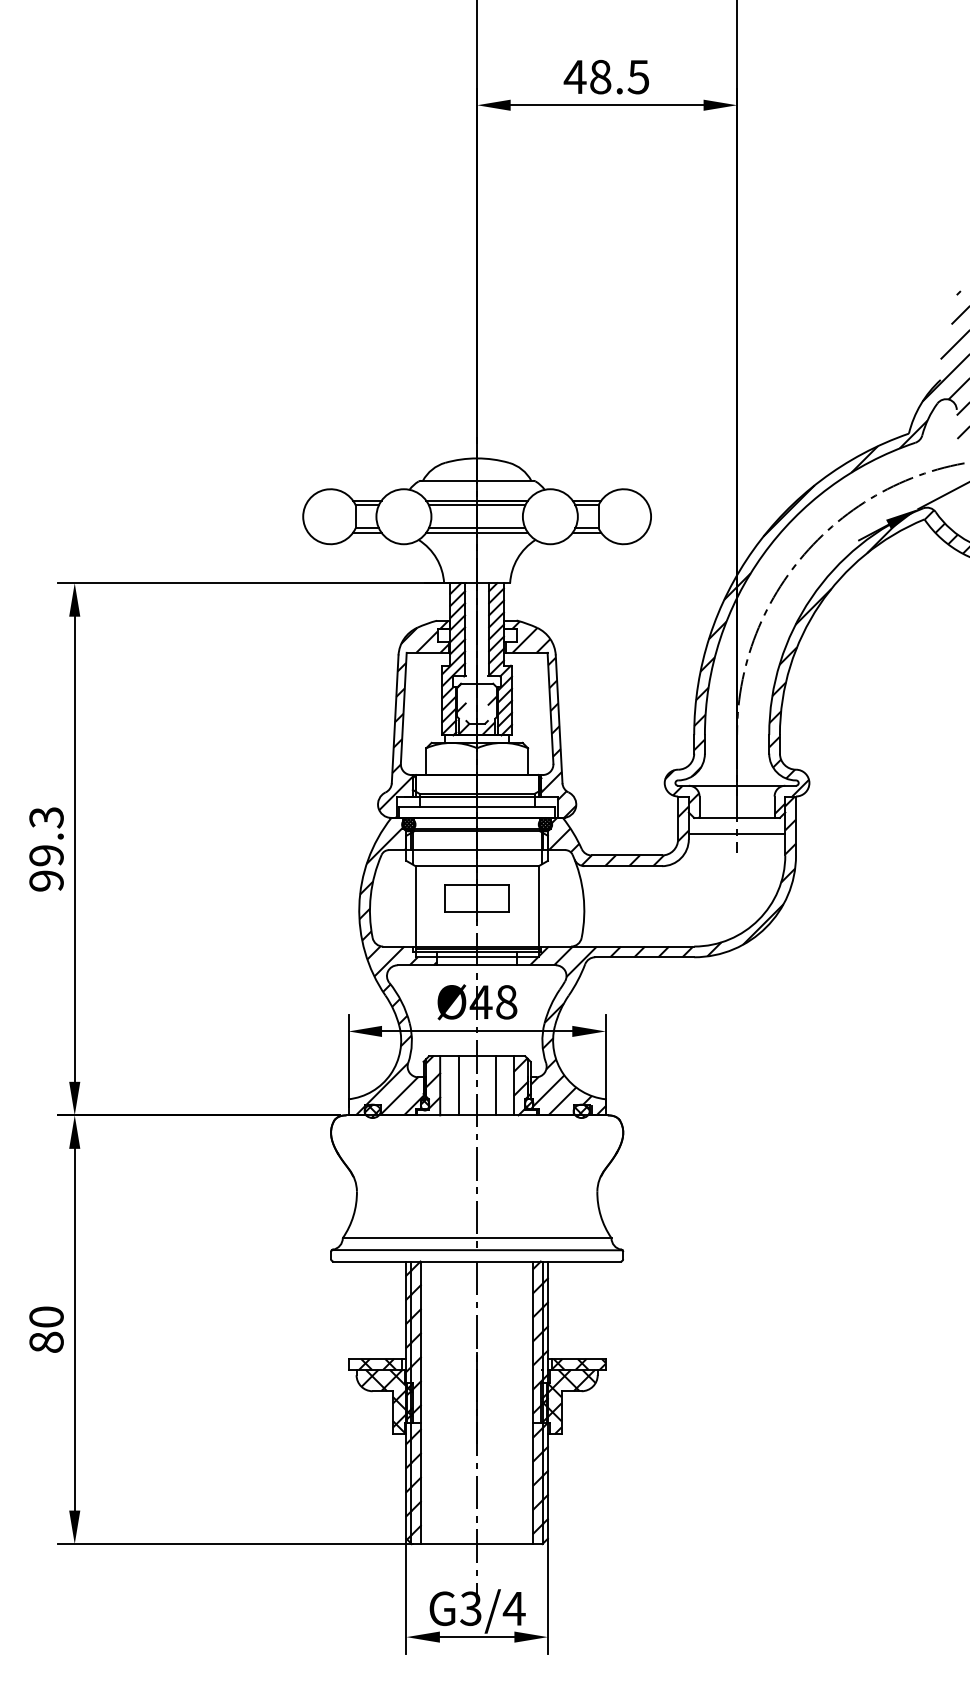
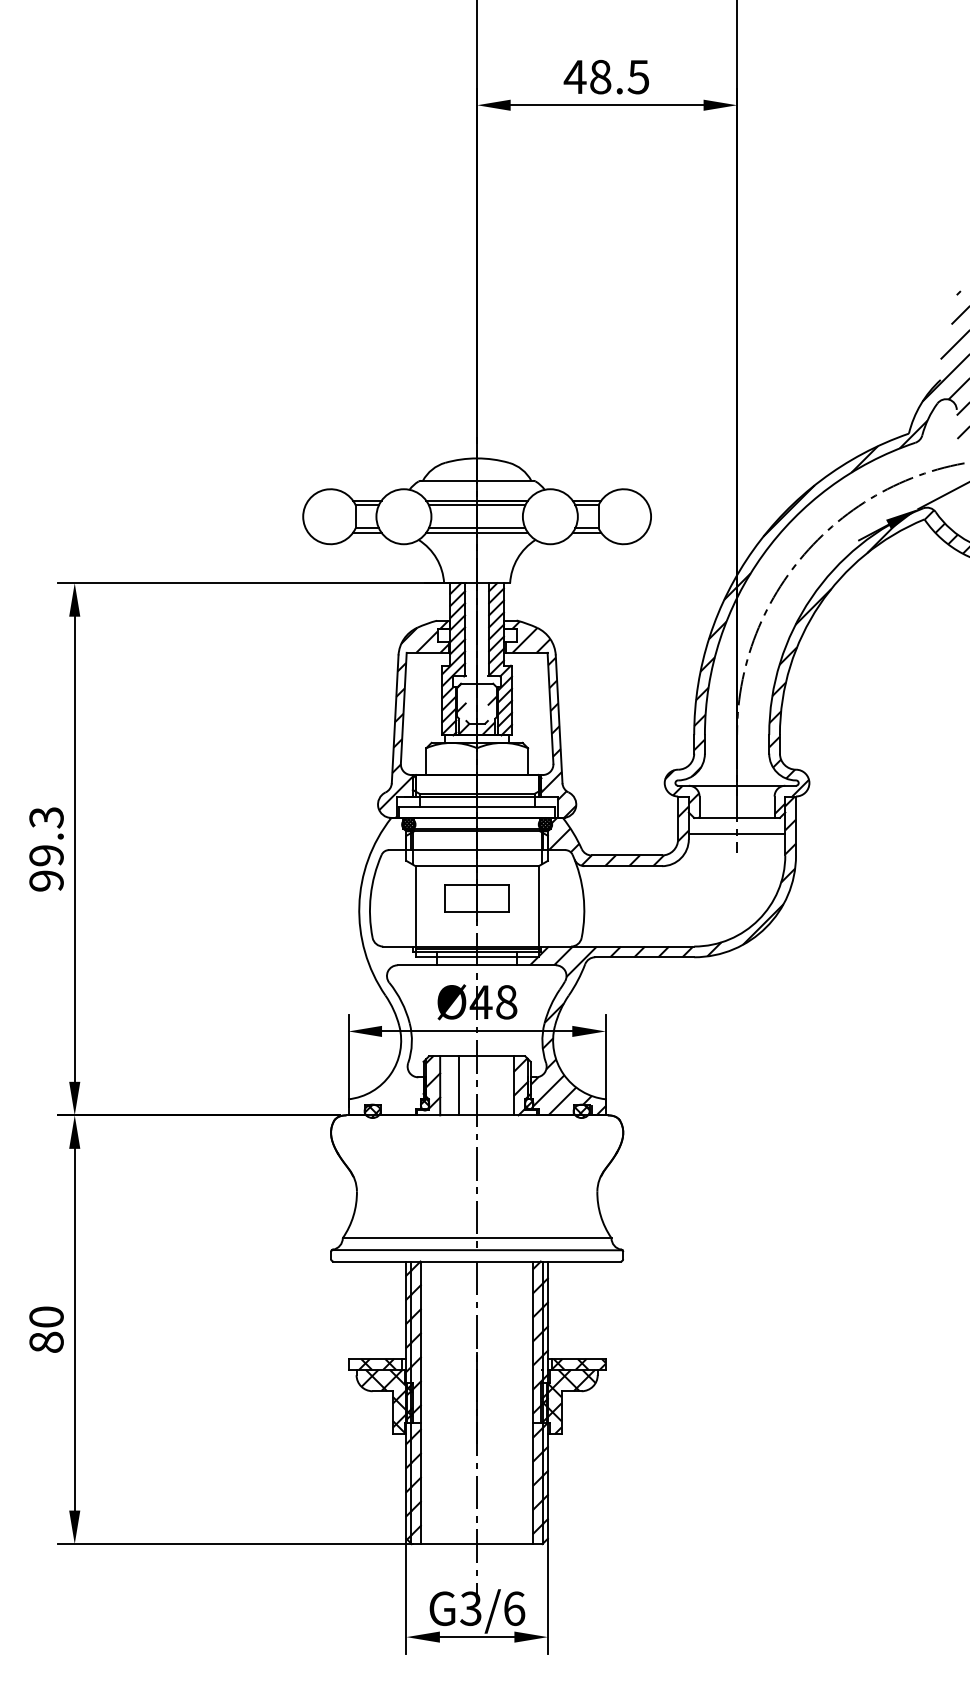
hatch: present -> none (395, 971)
line: present -> none (495, 1085)
text: G3/4 -> G3/6 (513, 1608)
